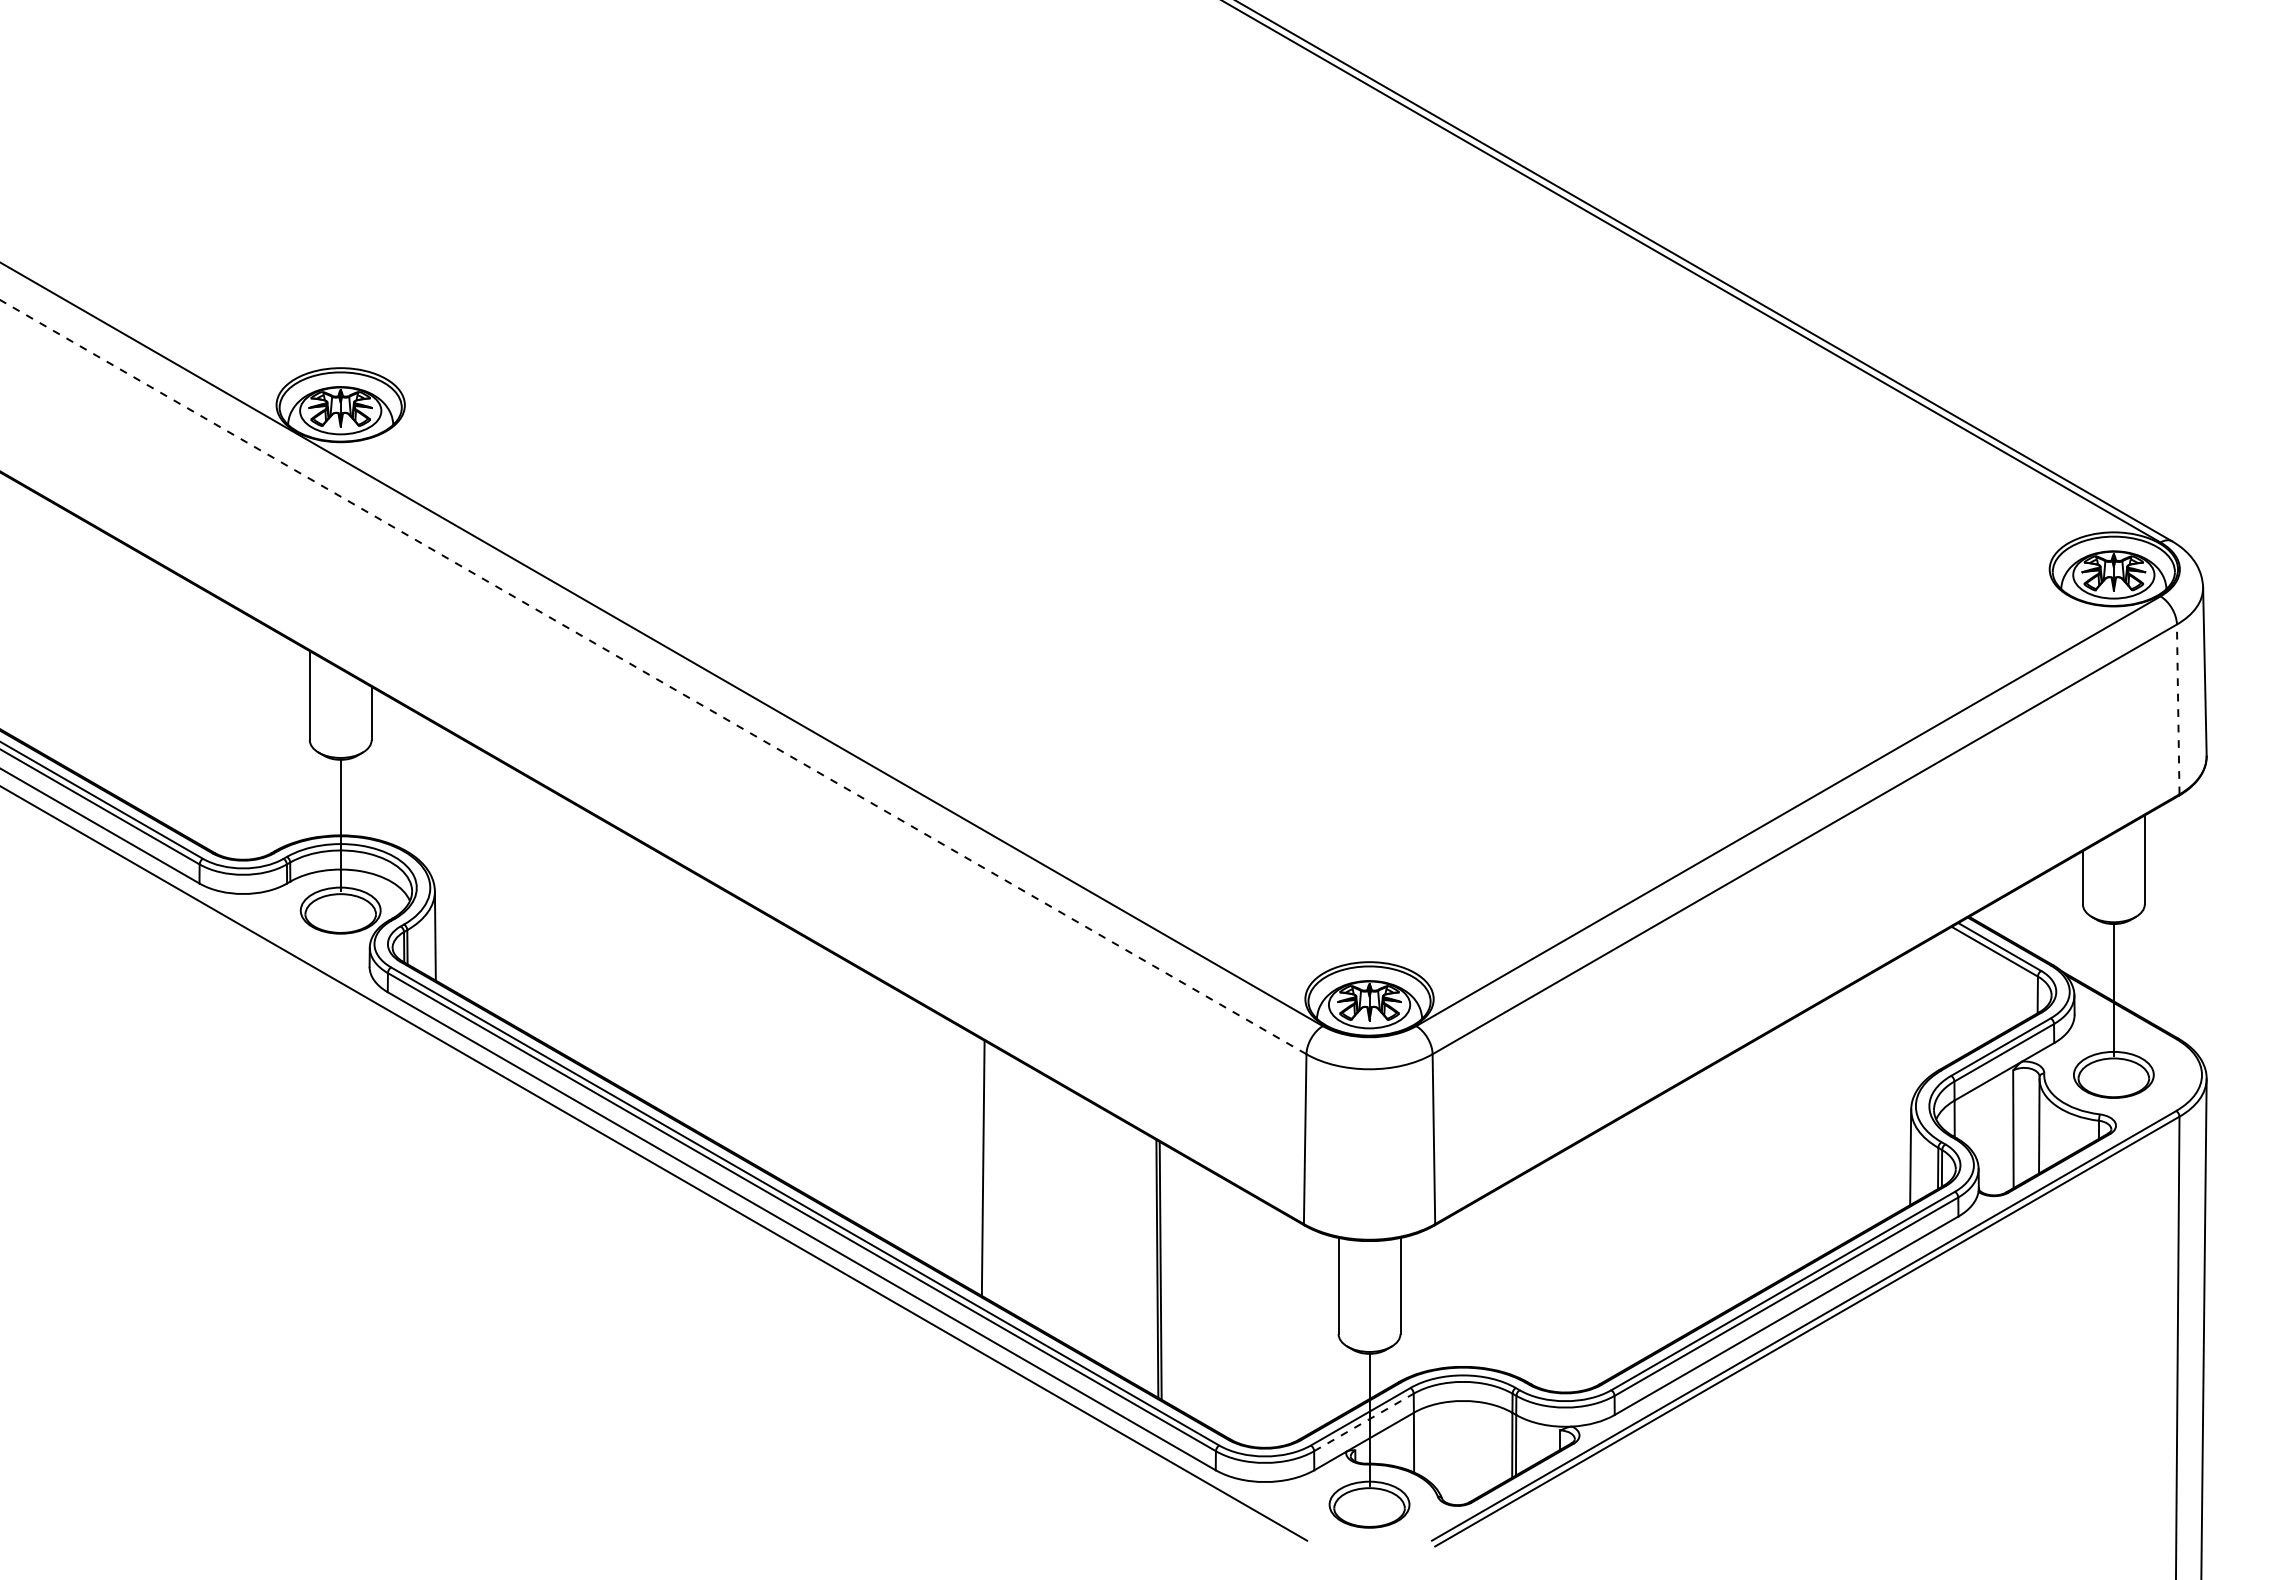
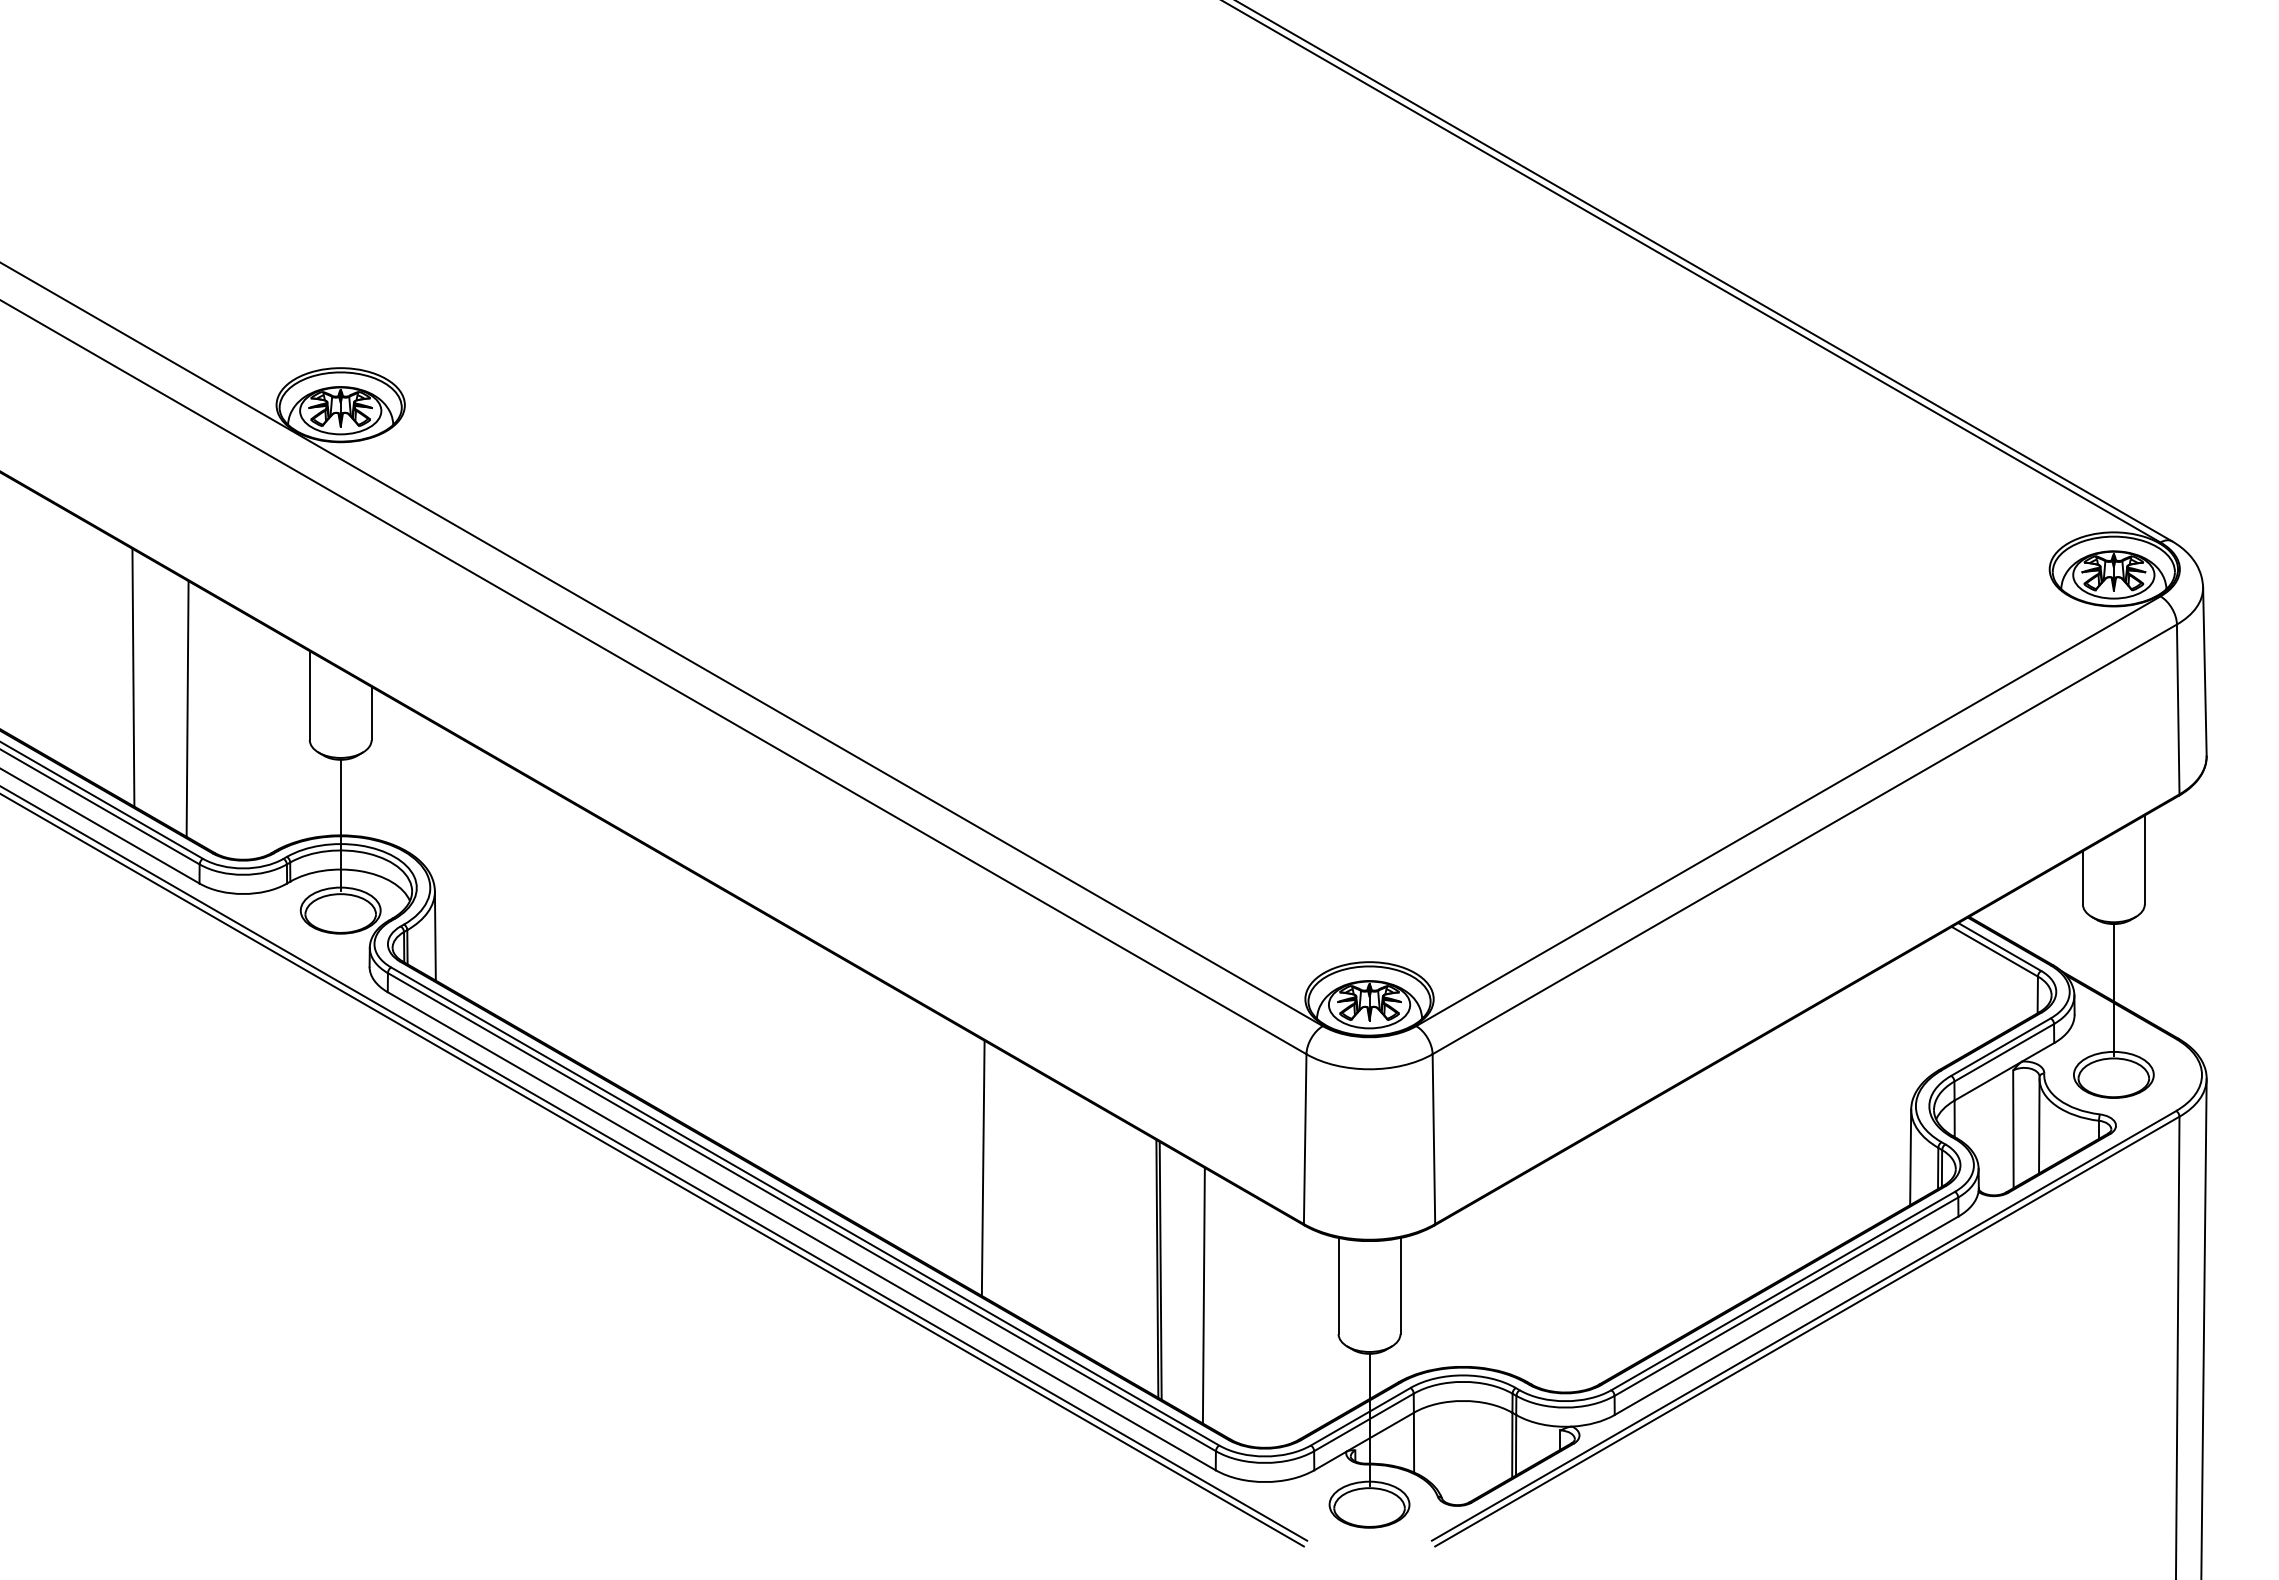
line: none -> present (133, 677)
line: dashed -> solid (653, 677)
line: none -> present (187, 708)
line: dashed -> solid (2178, 709)
line: none -> present (652, 1170)
line: none -> present (1203, 1295)
line: dashed -> solid (1363, 1422)
